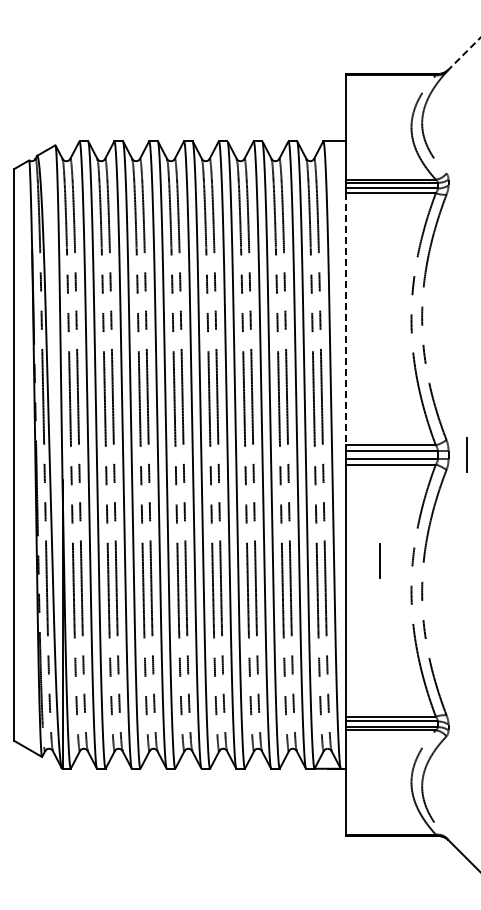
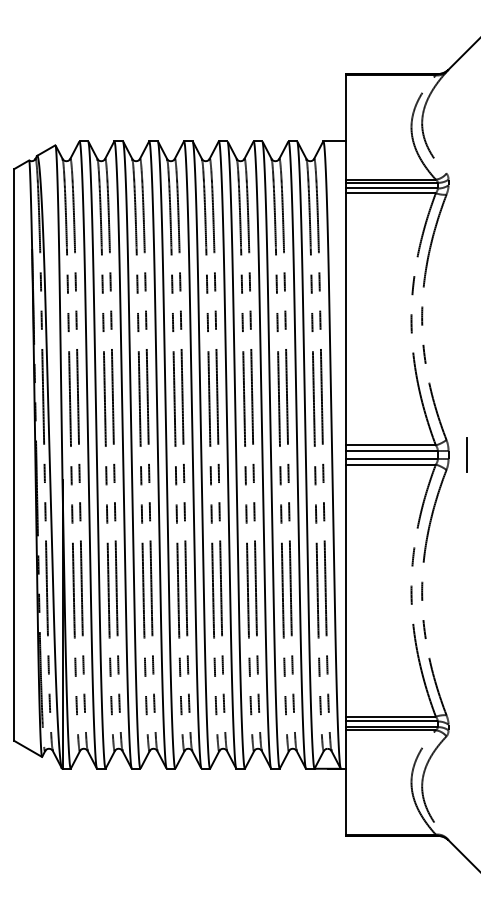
line: dashed -> solid (464, 54)
line: dashed -> solid (346, 319)
line: present -> none (379, 560)
